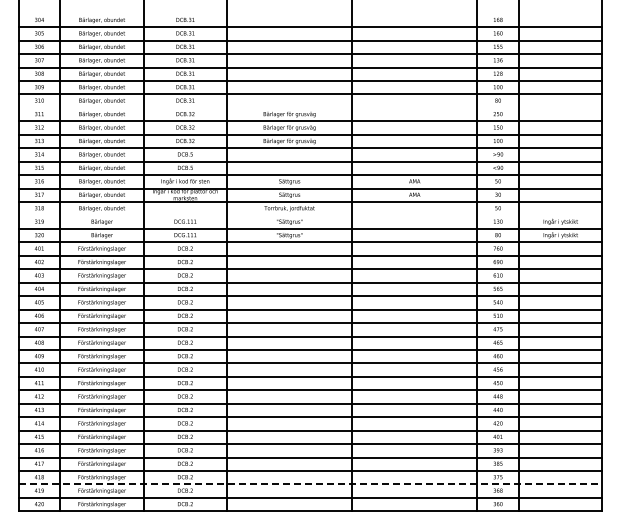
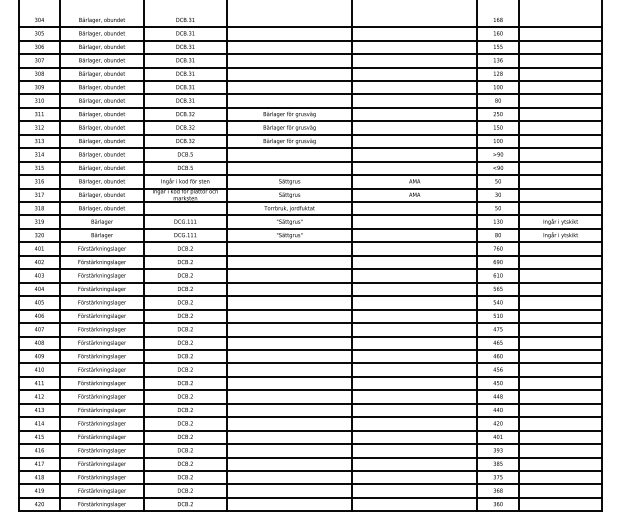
line: none -> present (310, 107)
line: none -> present (310, 215)
line: dashed -> solid (310, 484)
